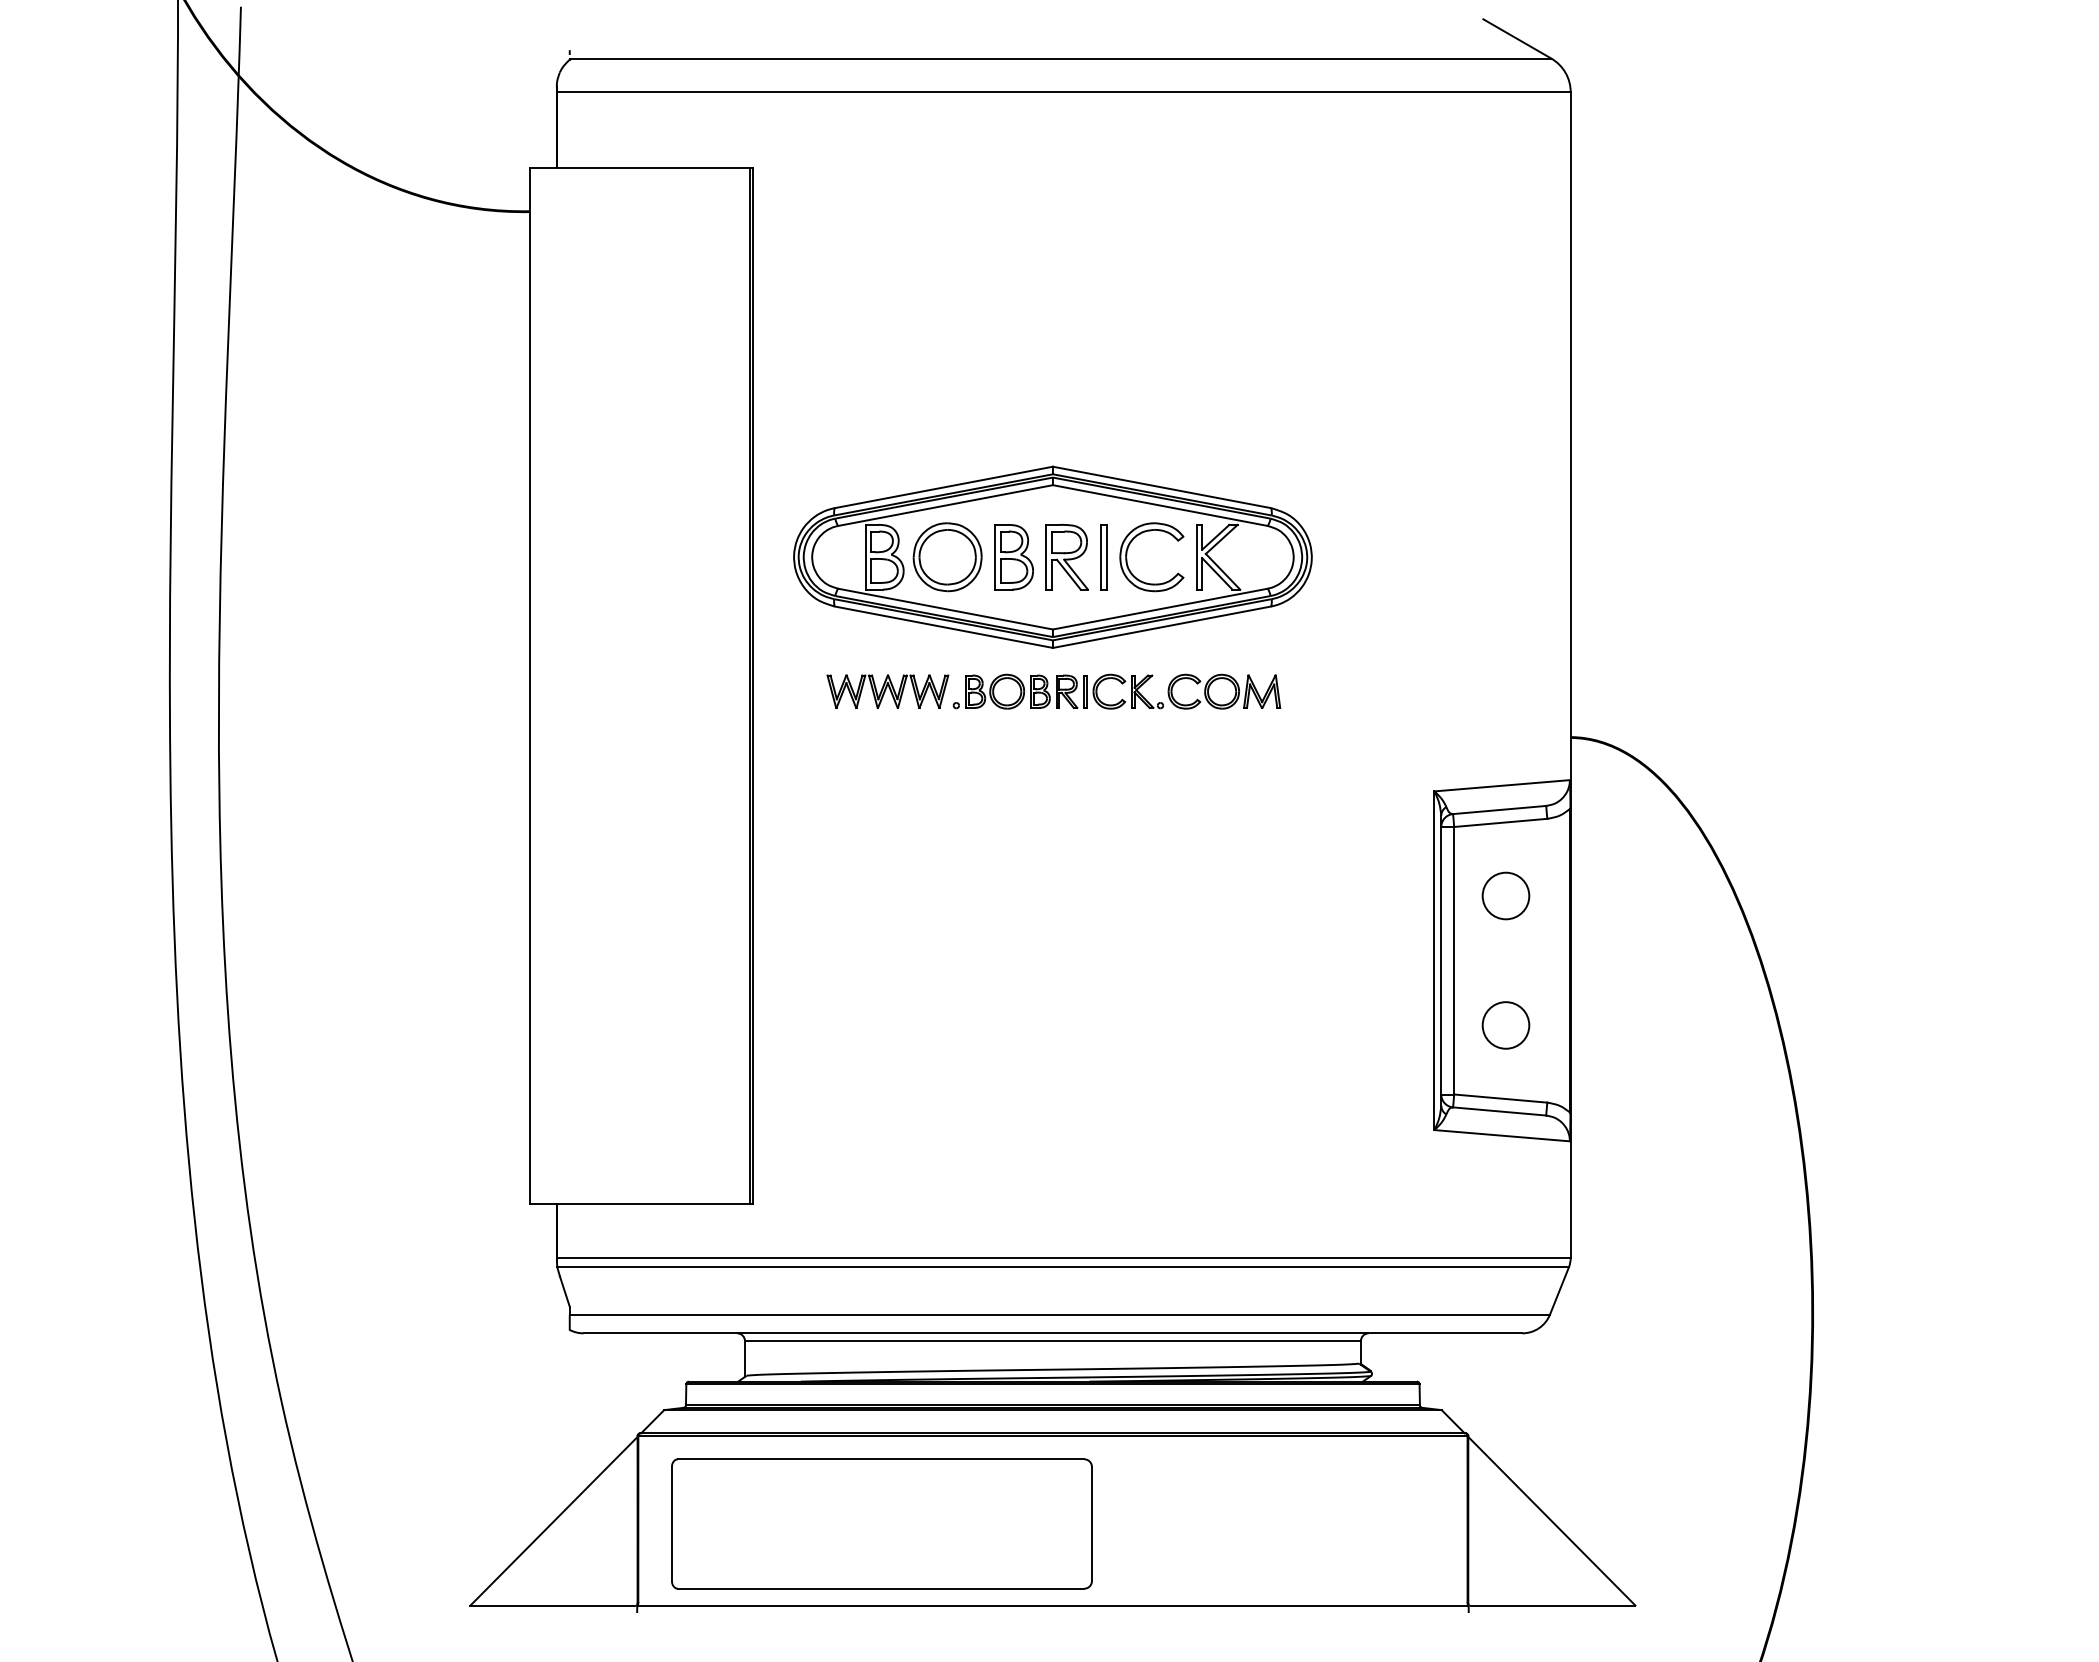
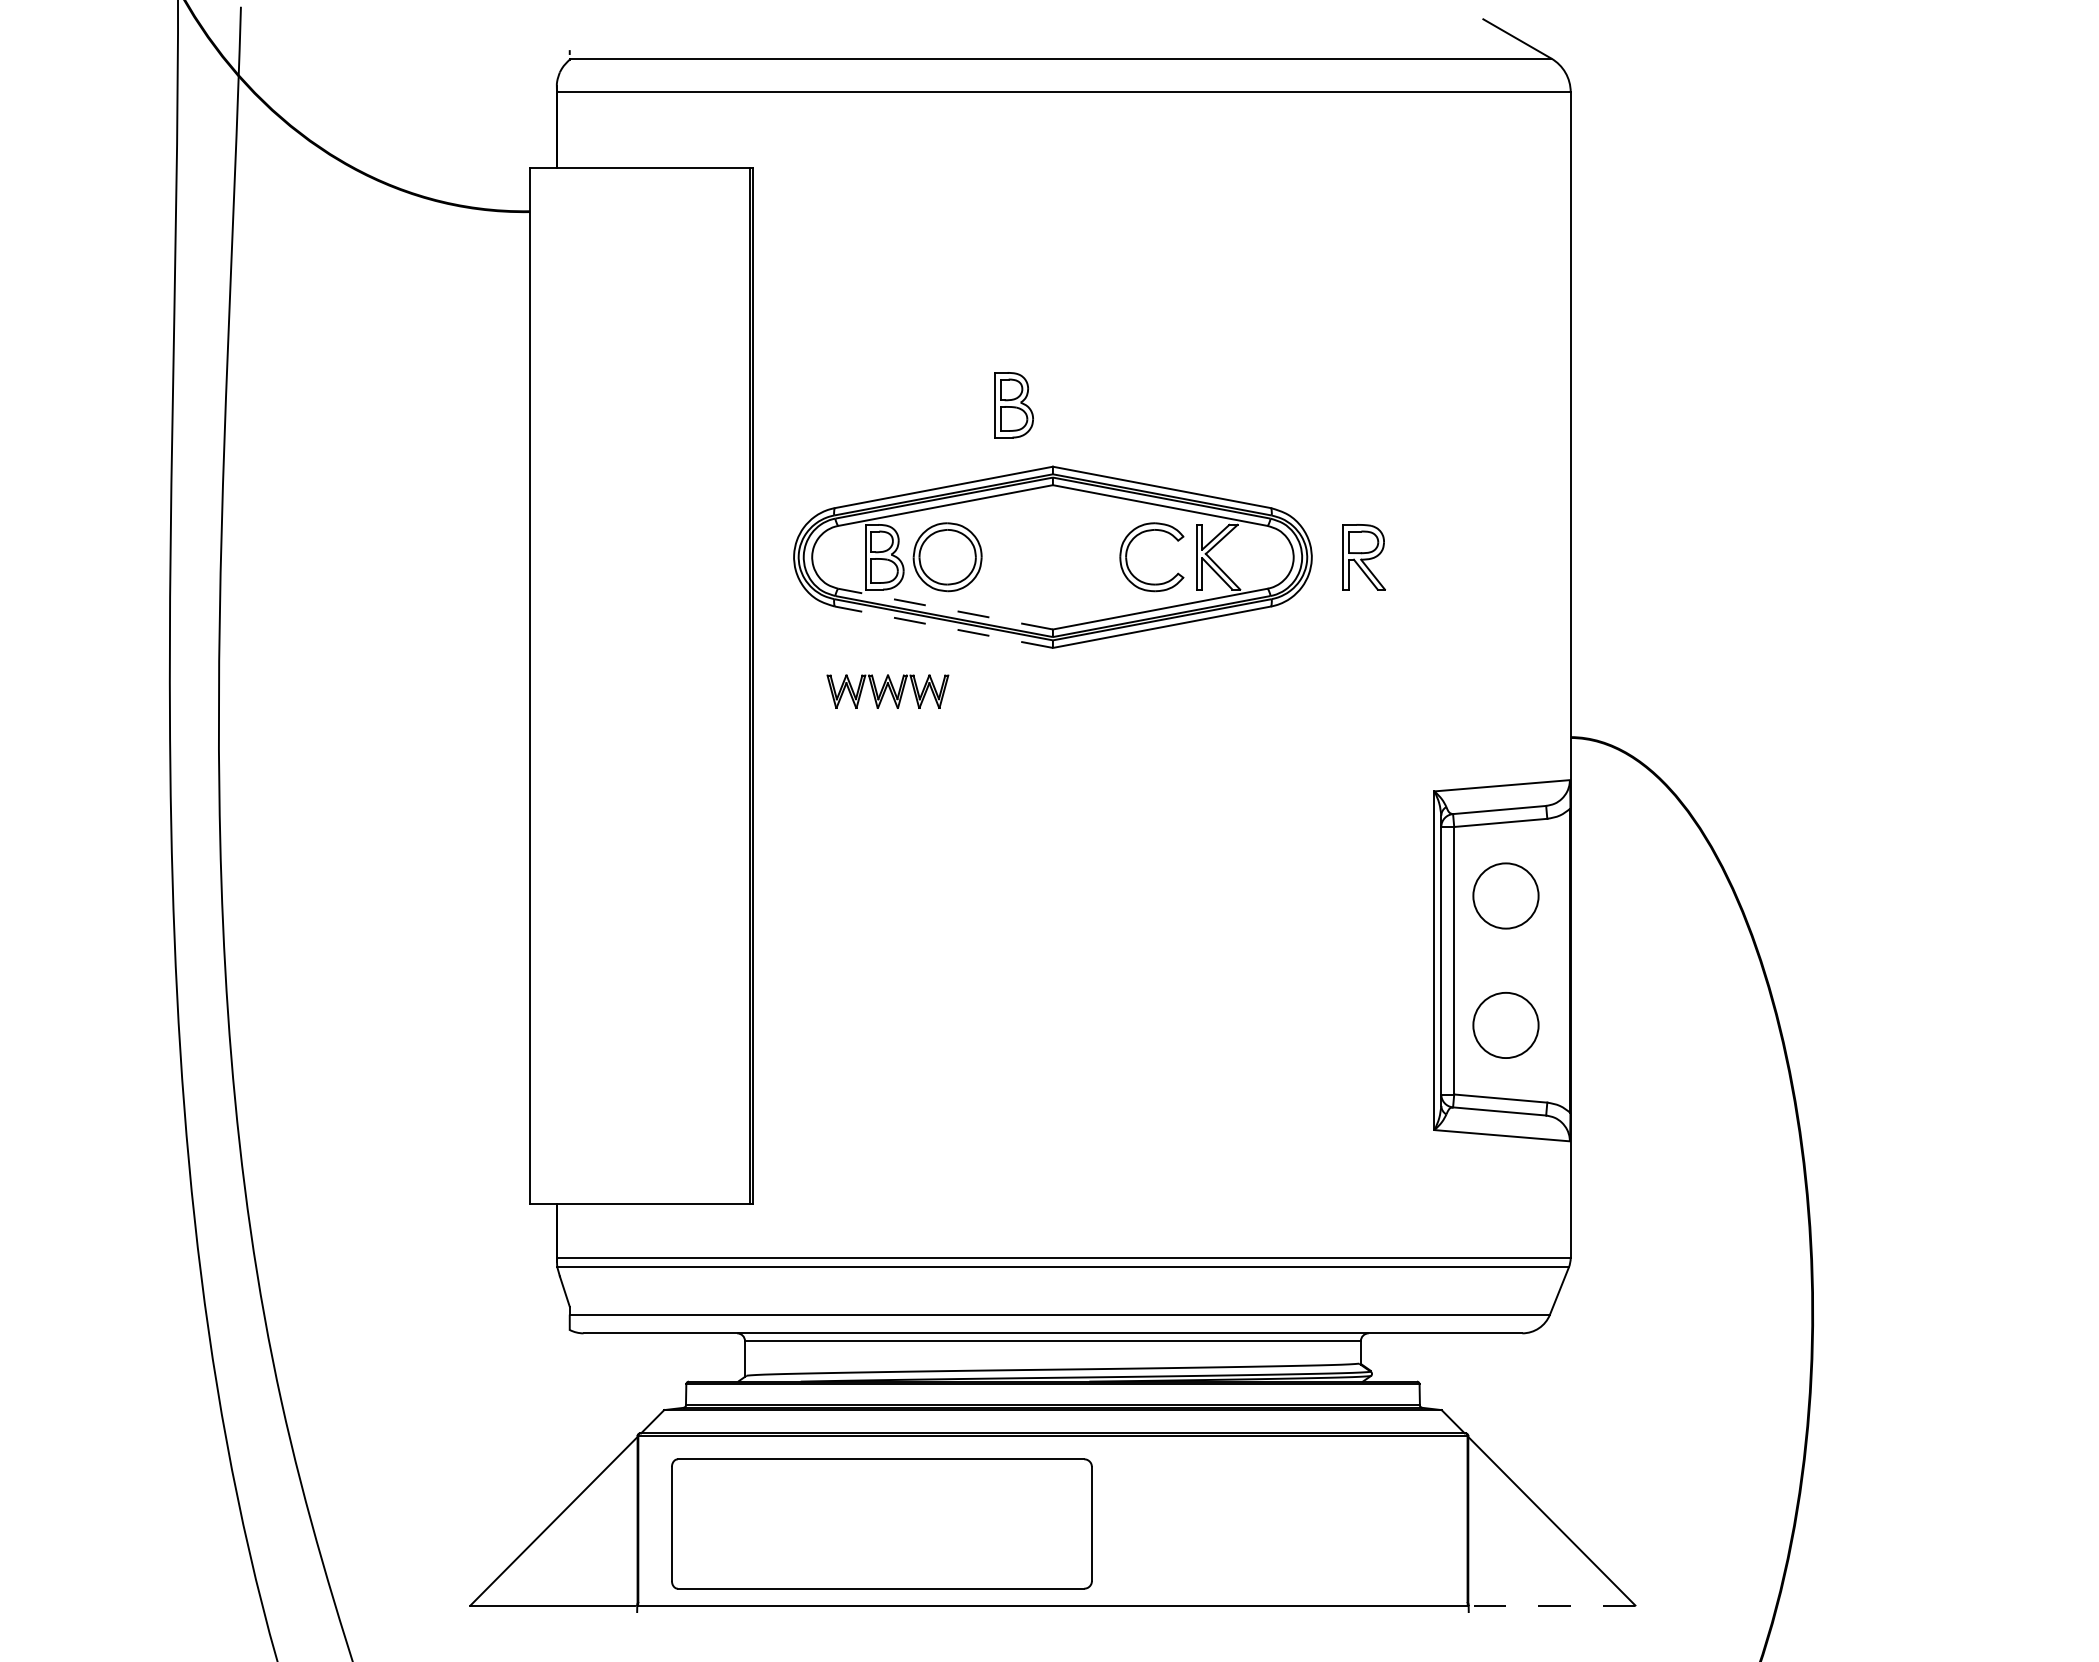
part position: (1013, 557) -> (1013, 405) (1013, 405)
part position: (1066, 557) -> (1363, 557) (1363, 557)
part: present -> none (1103, 557)
line: solid -> dashed (945, 609)
line: solid -> dashed (943, 627)
part: present -> none (1122, 684)
circle diameter: 47 px -> 65 px (1505, 895)
circle diameter: 47 px -> 65 px (1505, 1025)
line: solid -> dashed (1552, 1605)
